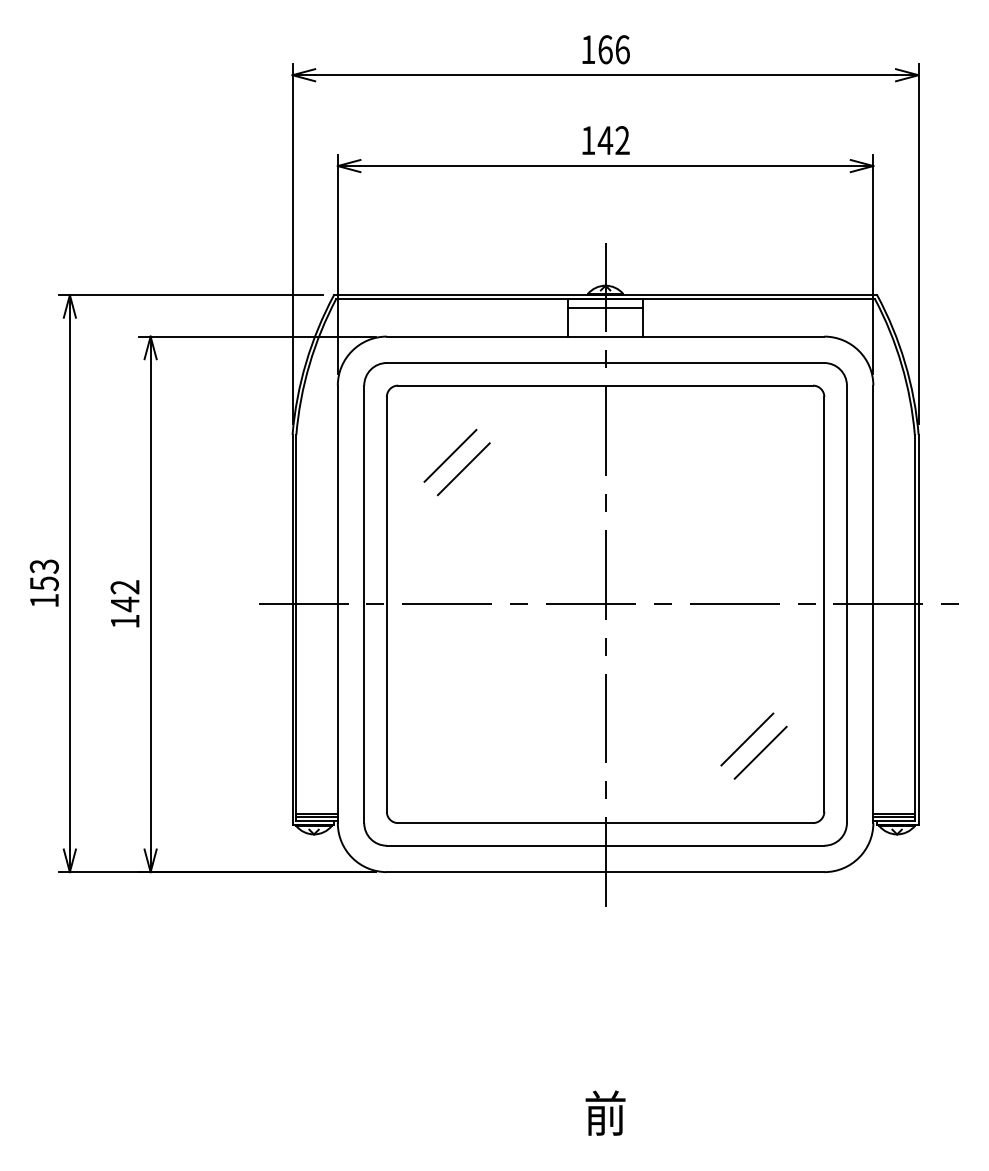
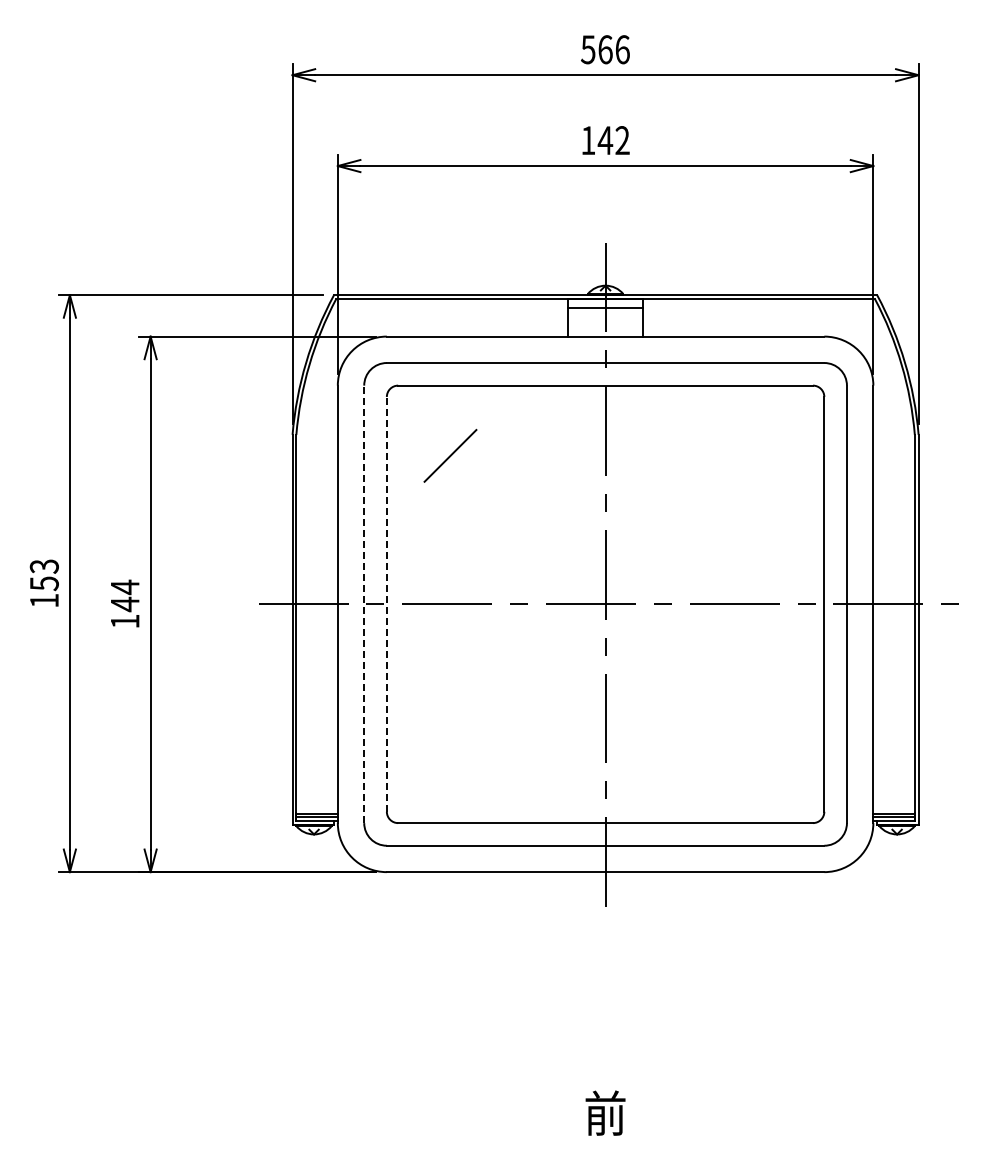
text: 166 -> 566 (588, 49)
line: present -> none (463, 469)
text: 142 -> 144 (124, 587)
line: solid -> dashed (386, 603)
line: solid -> dashed (364, 604)
line: present -> none (747, 739)
line: present -> none (760, 752)
